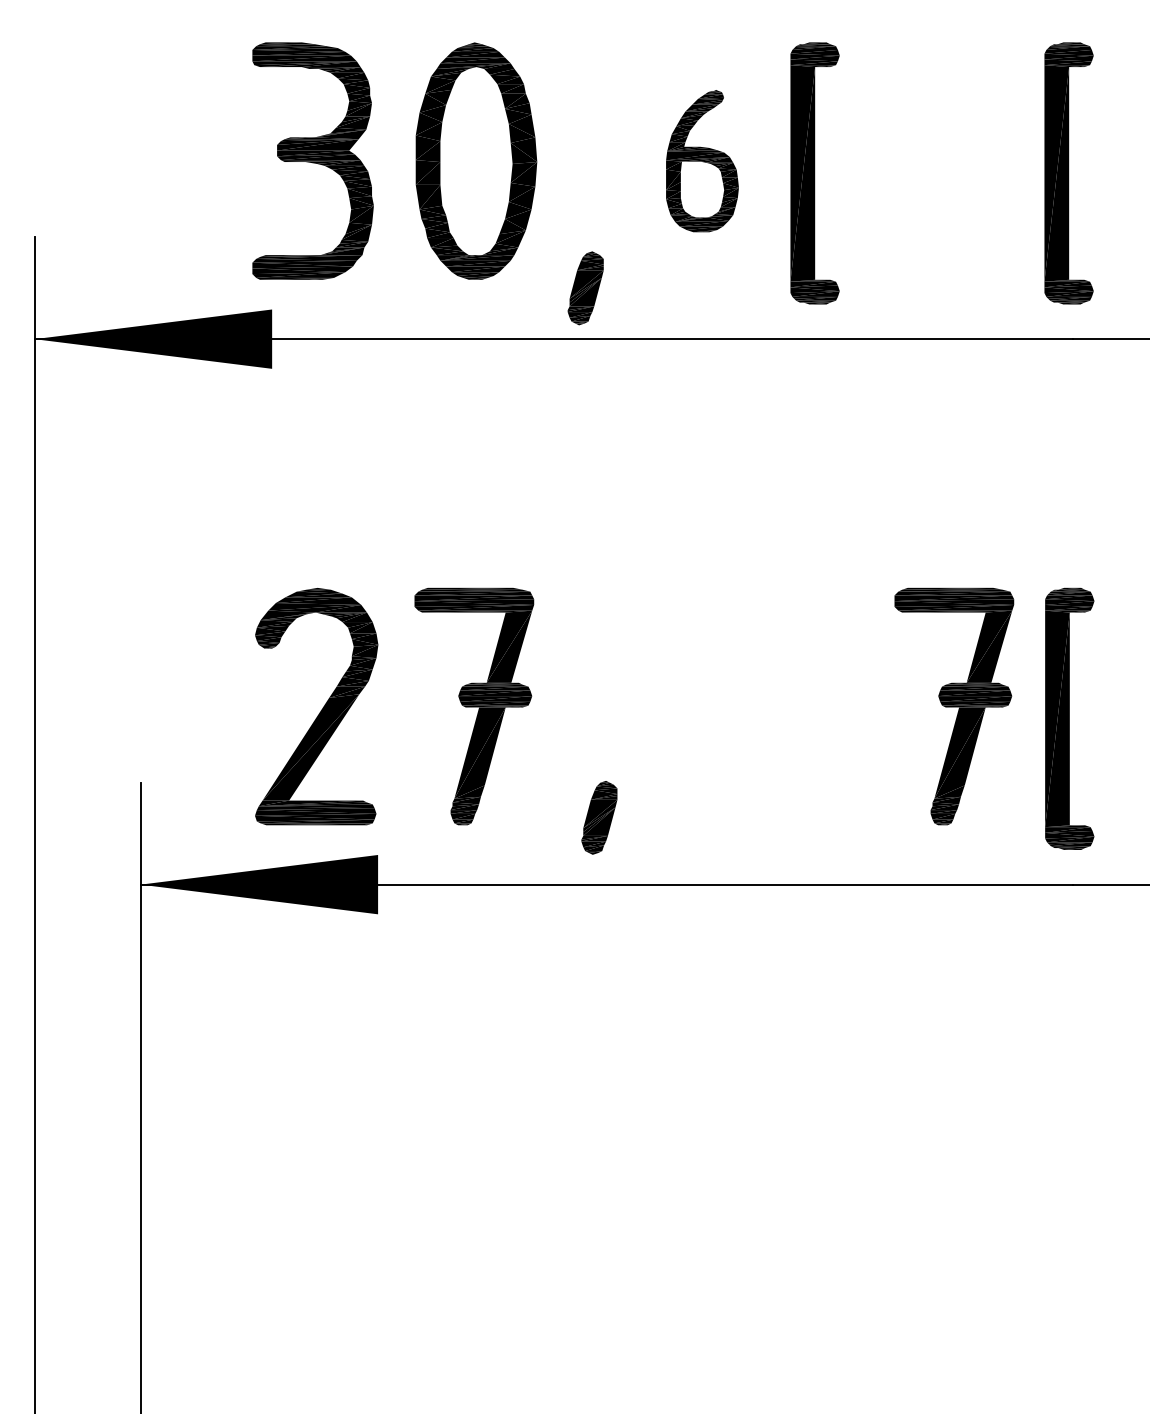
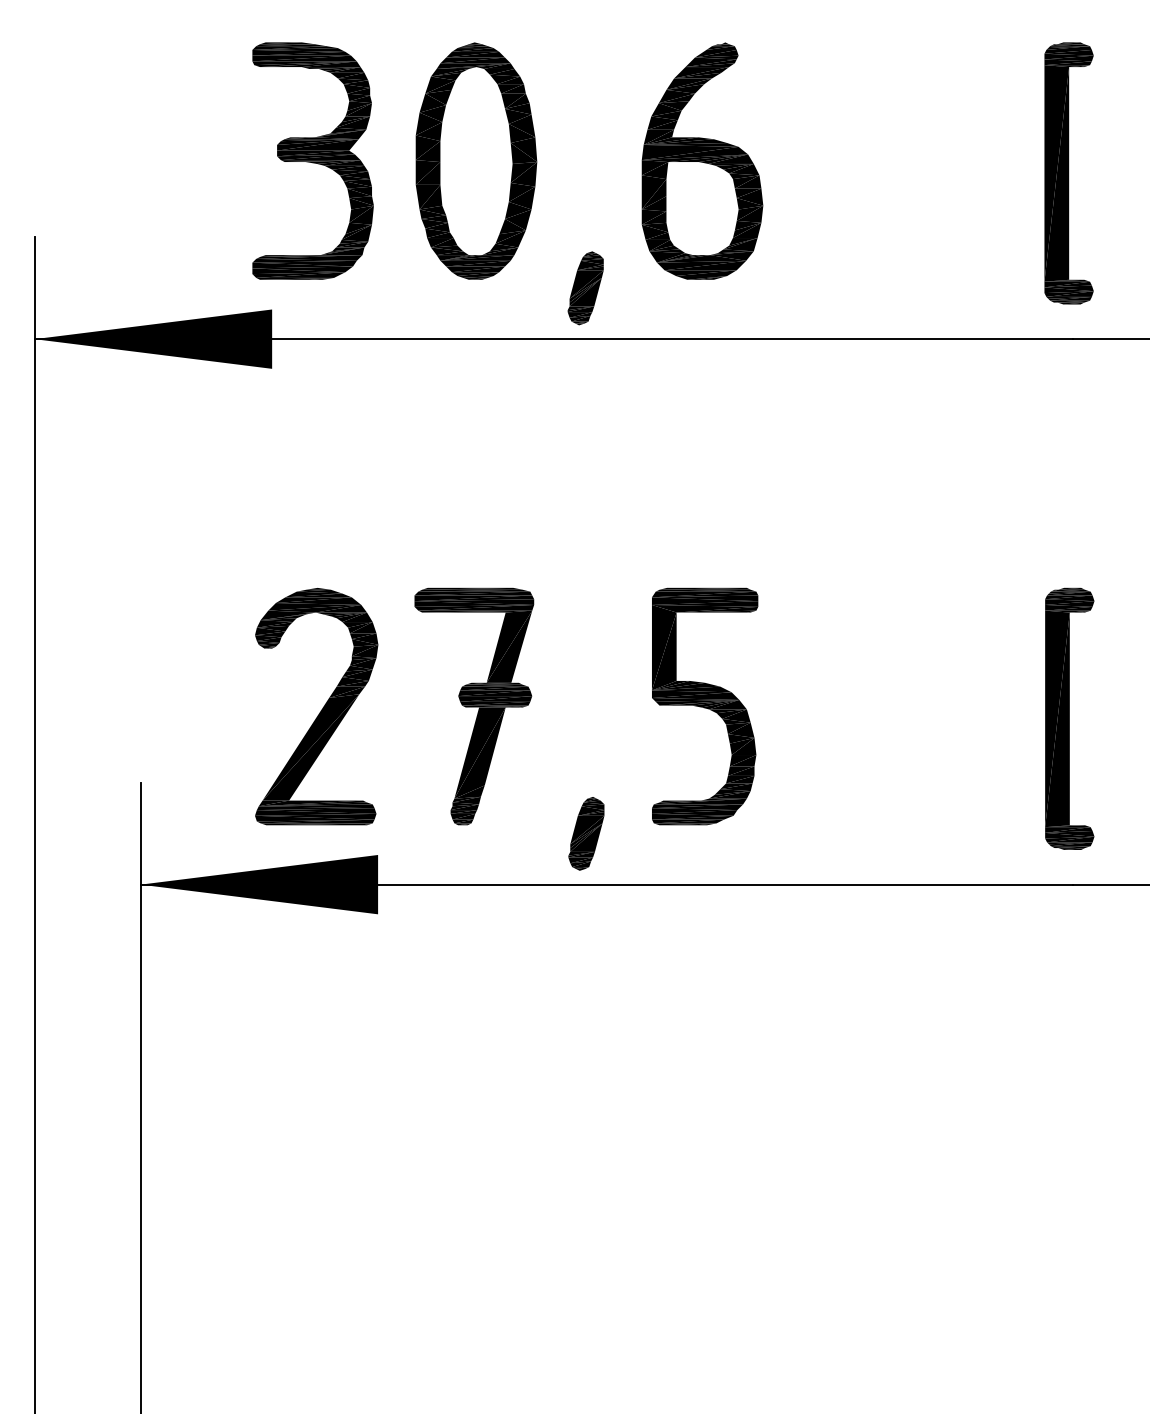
part size: 73x143 px -> 123x238 px (702, 160)
part: present -> none (814, 173)
part: none -> present (705, 706)
part: present -> none (954, 706)
part position: (599, 817) -> (586, 833) (586, 833)
